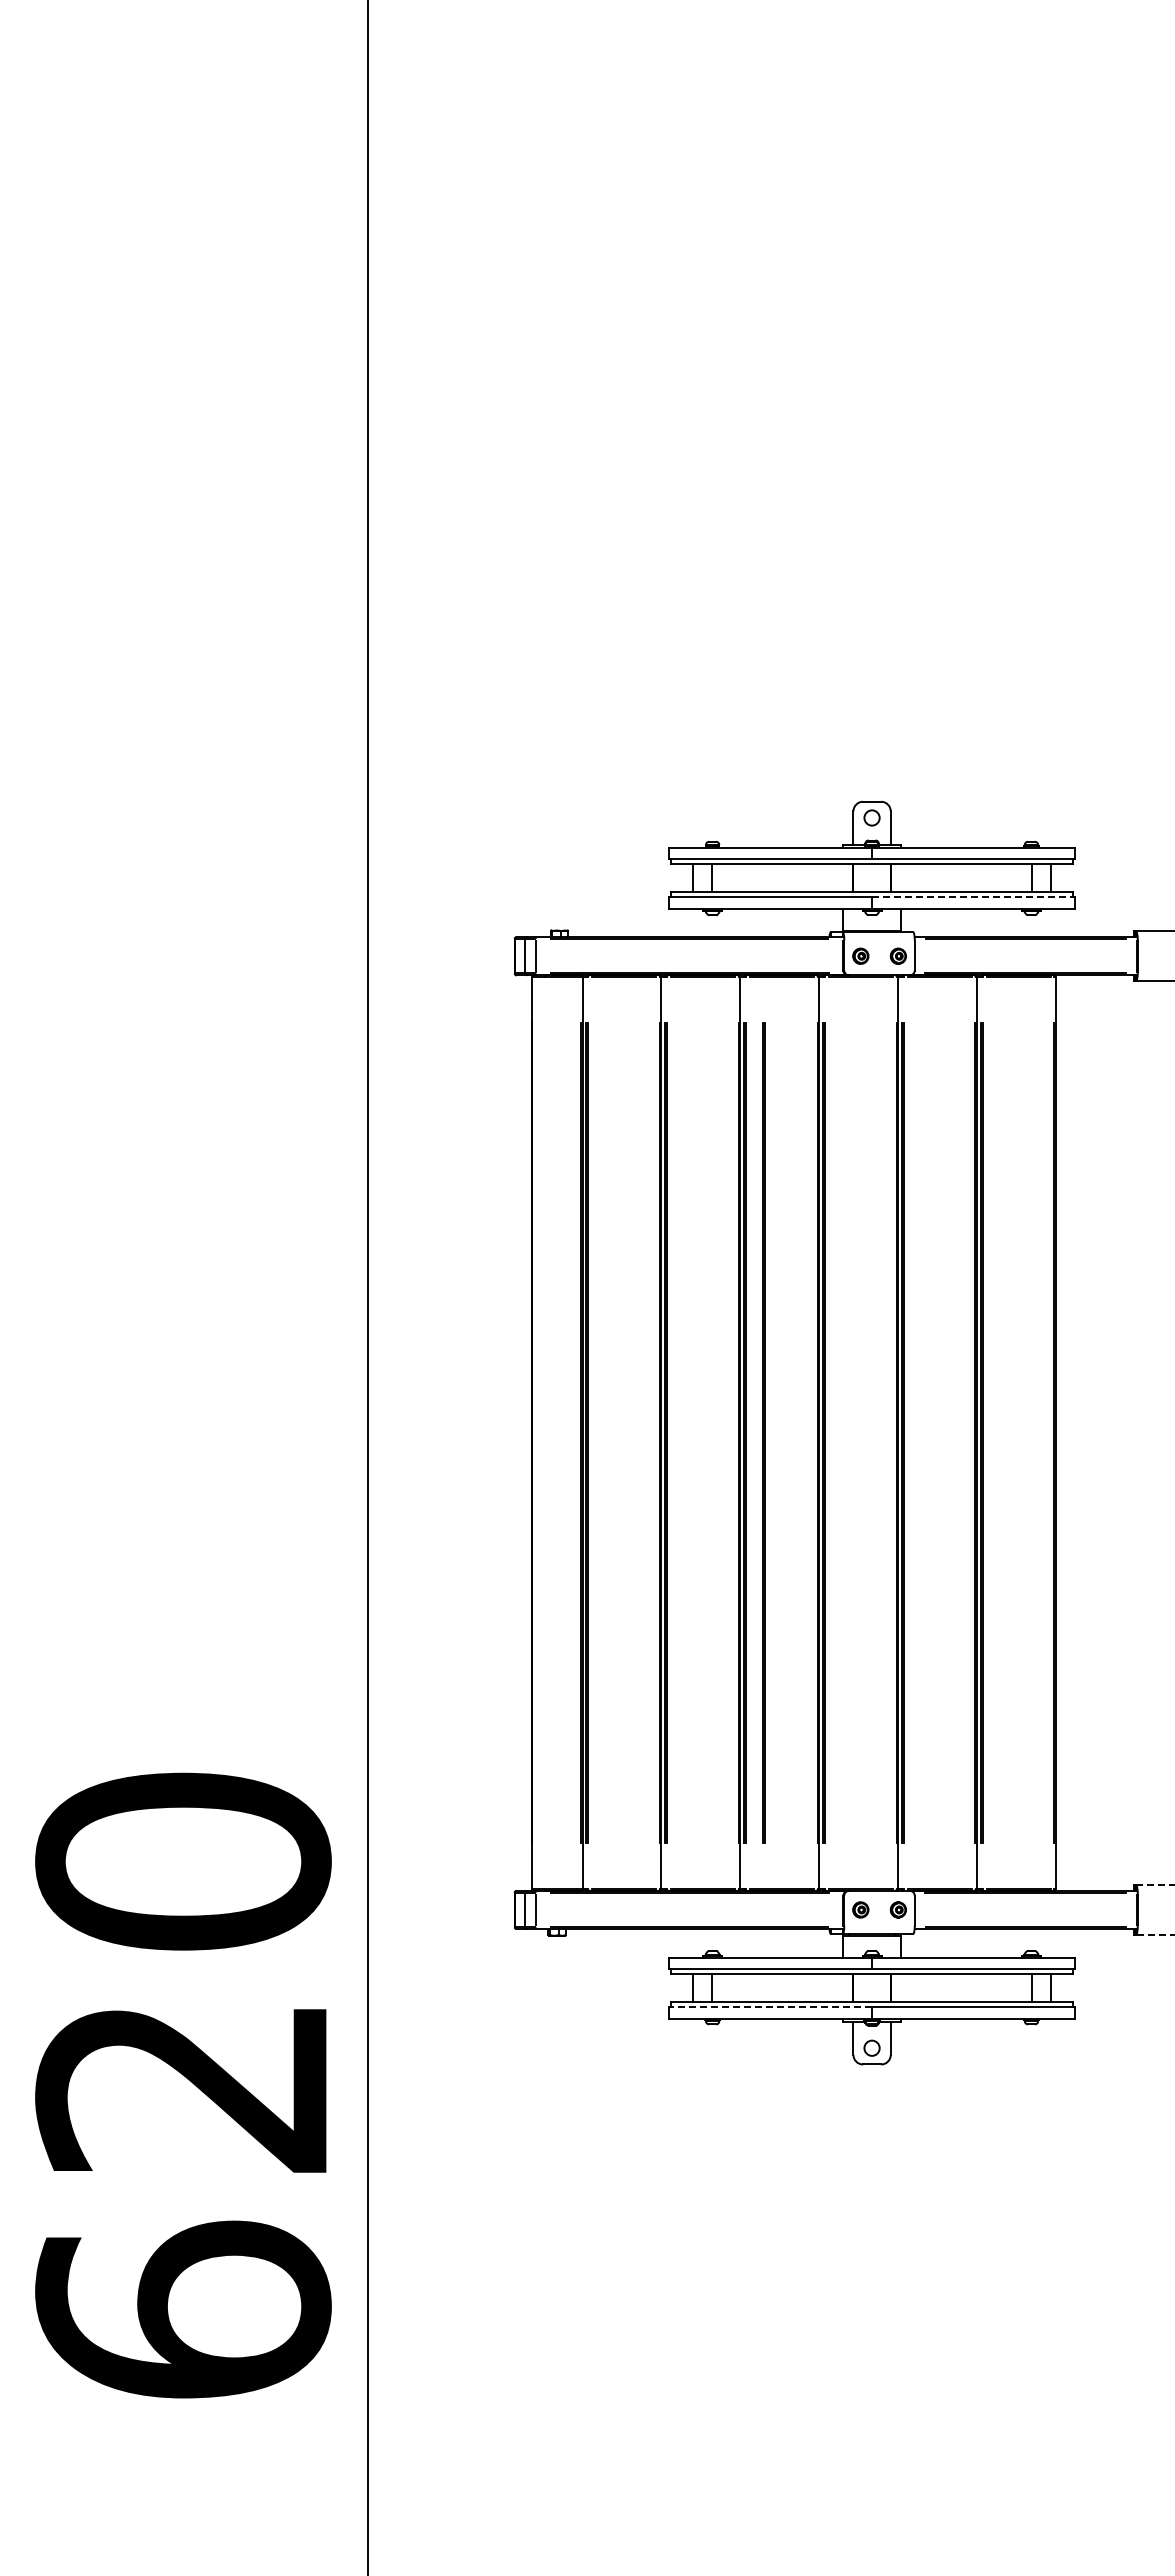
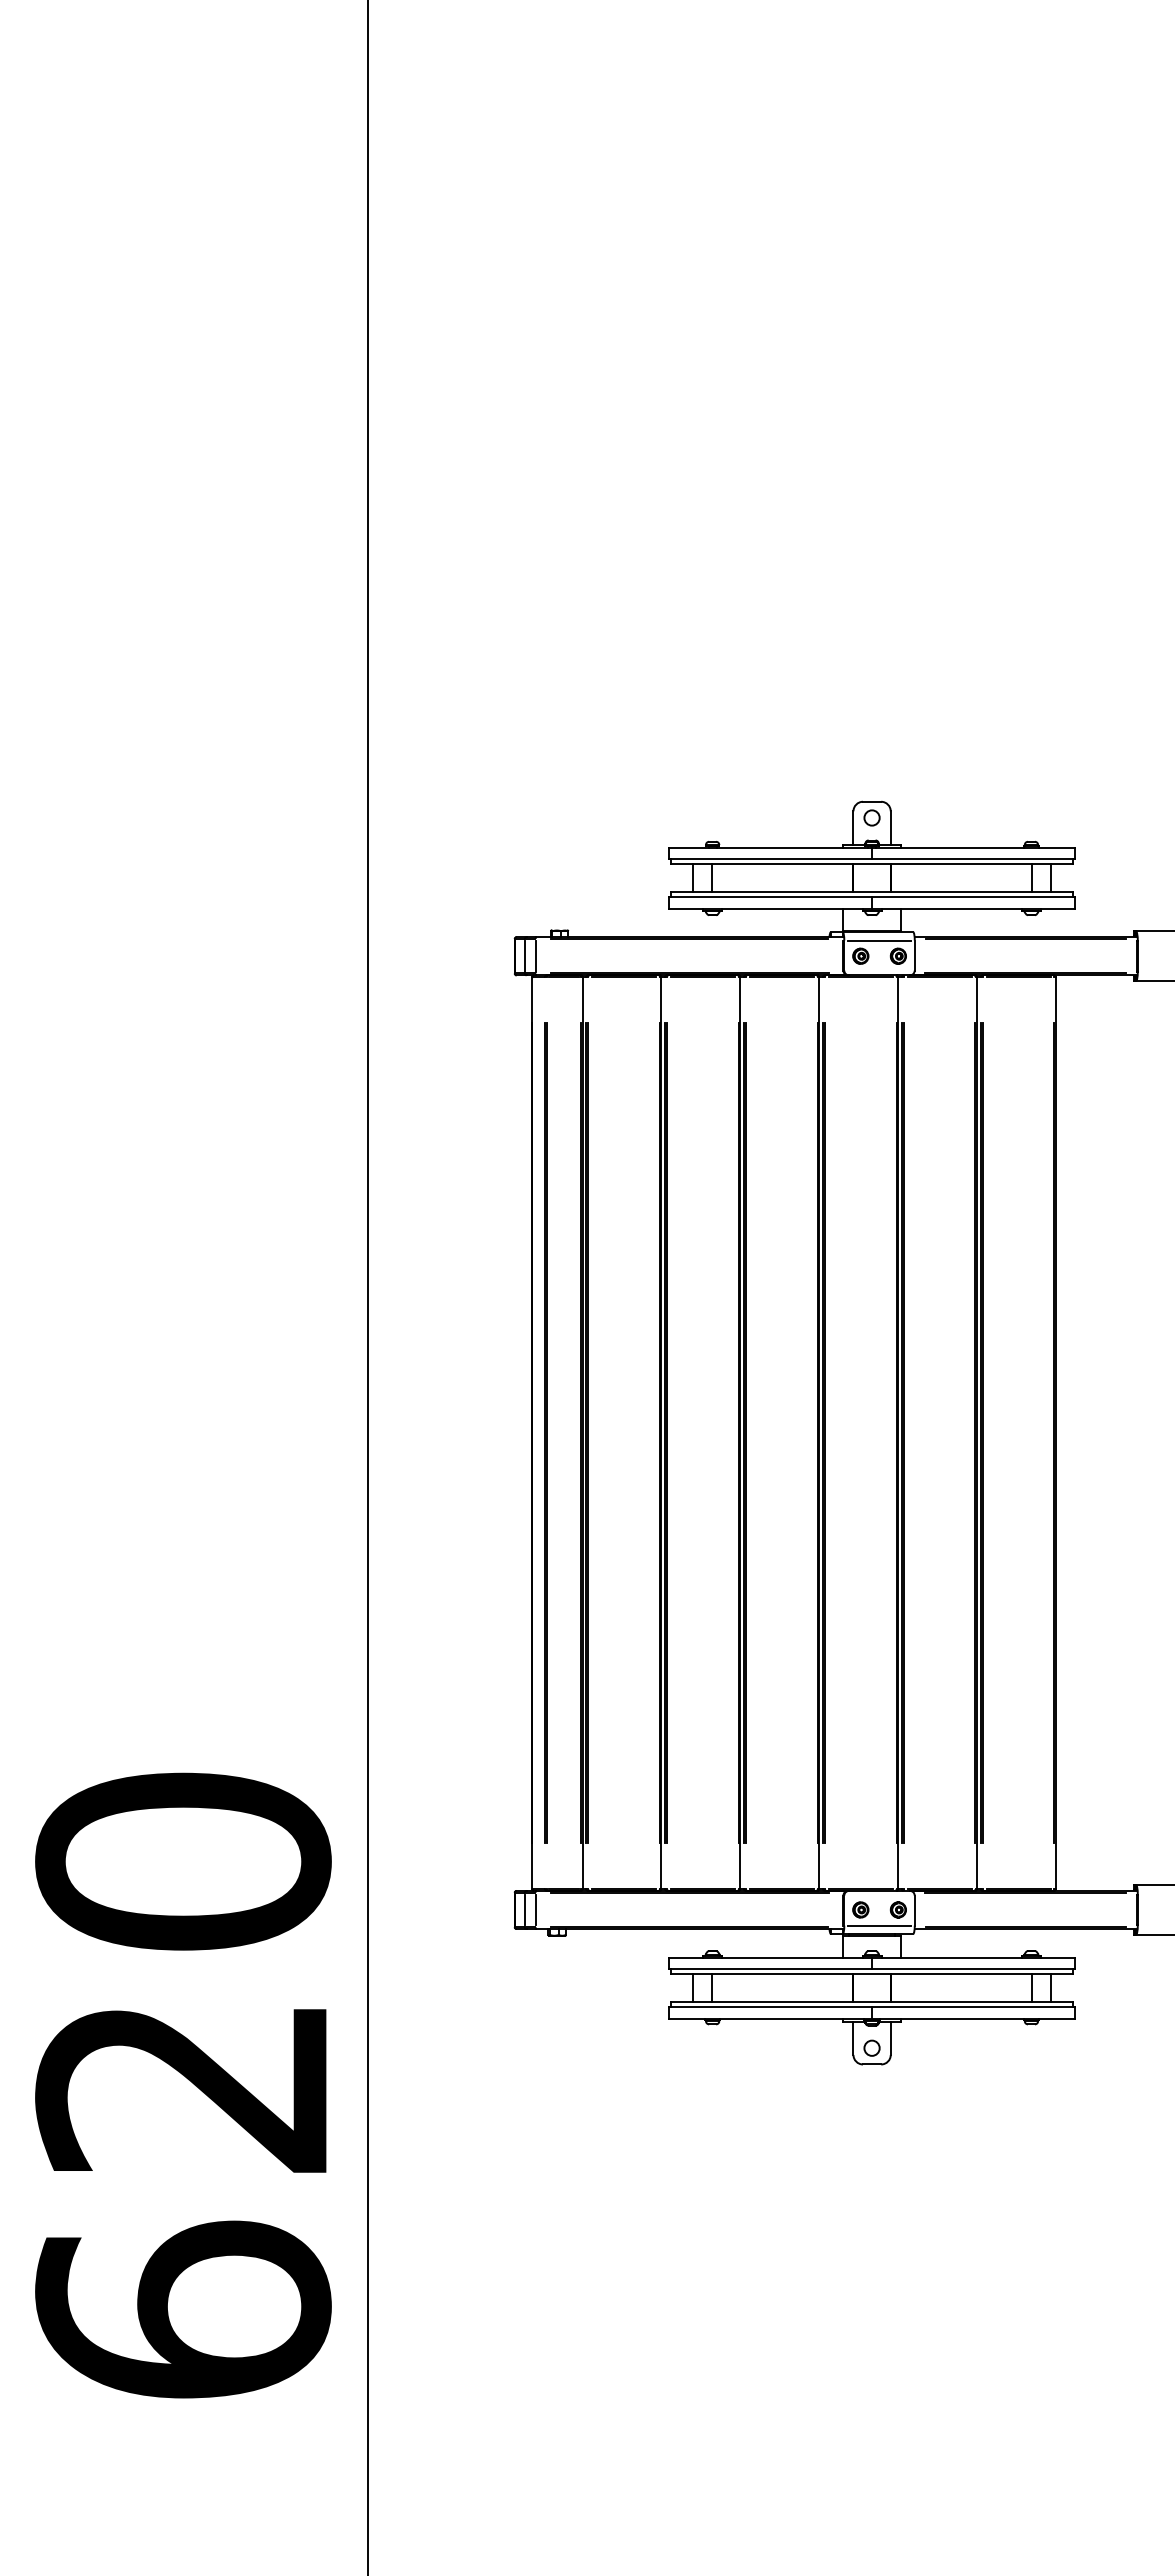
line: dashed -> solid (973, 897)
line: none -> present (879, 940)
line position: (763, 1432) -> (545, 1432) (545, 1432)
line: dashed -> solid (1156, 1885)
line: none -> present (879, 1925)
line: dashed -> solid (1155, 1934)
line: dashed -> solid (770, 2007)
